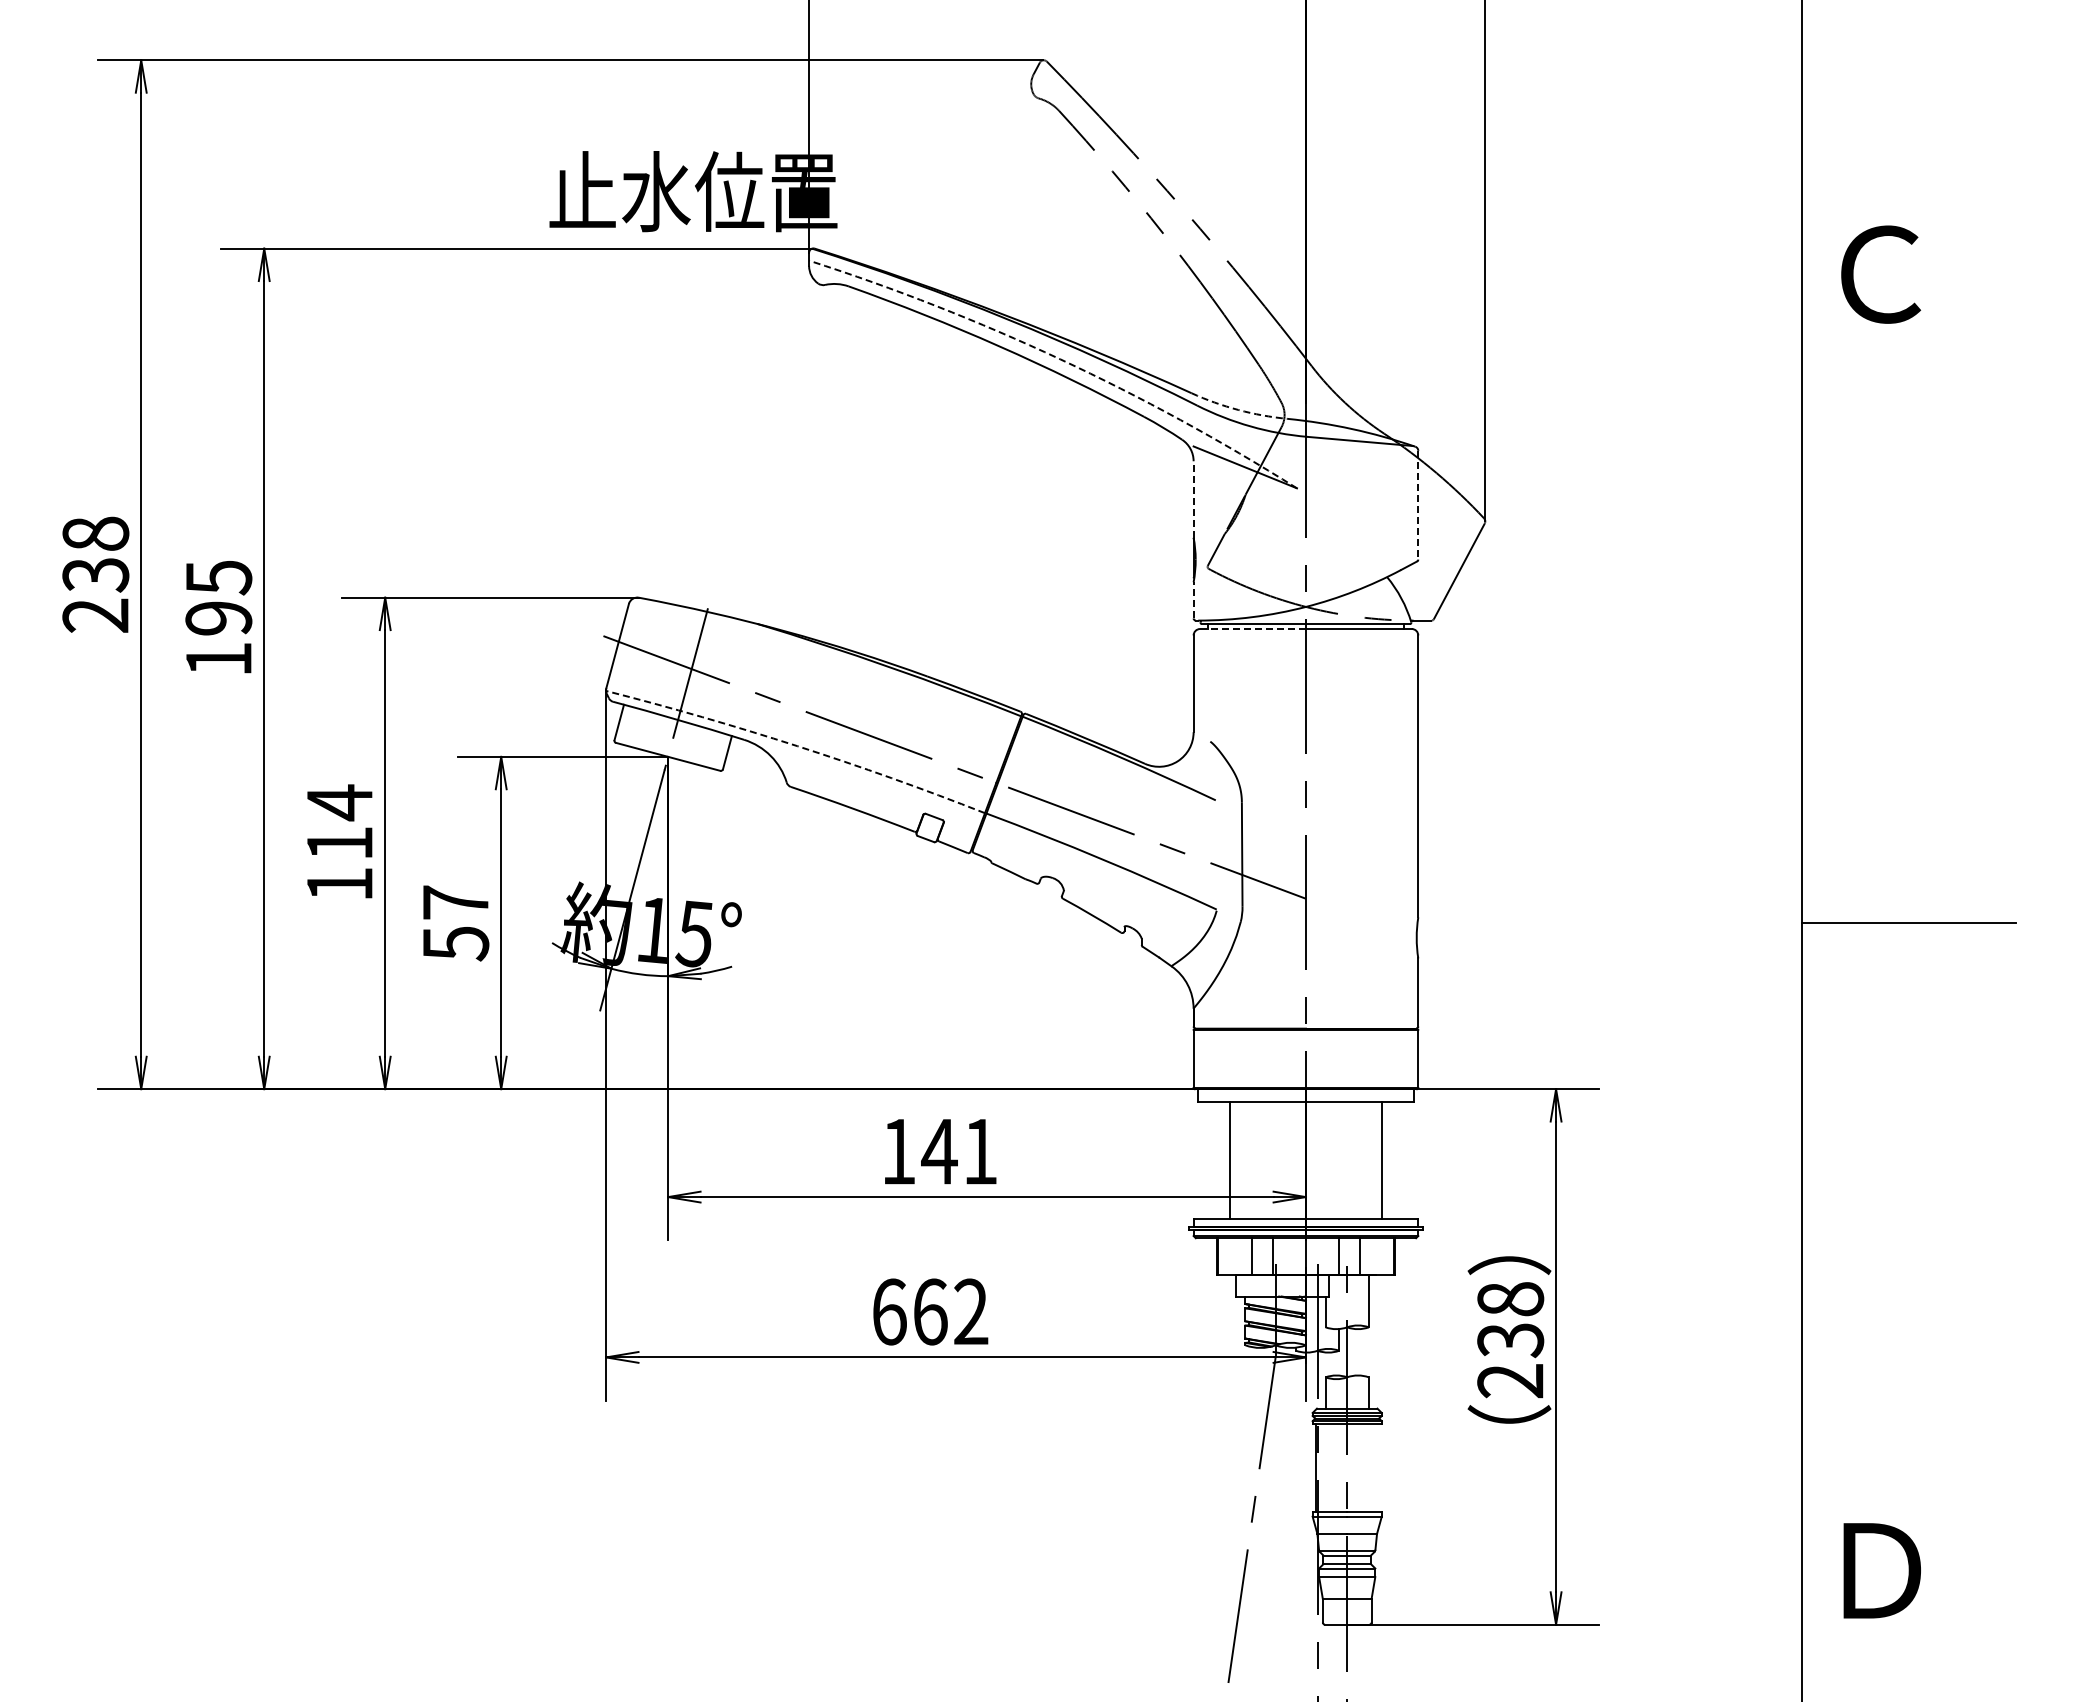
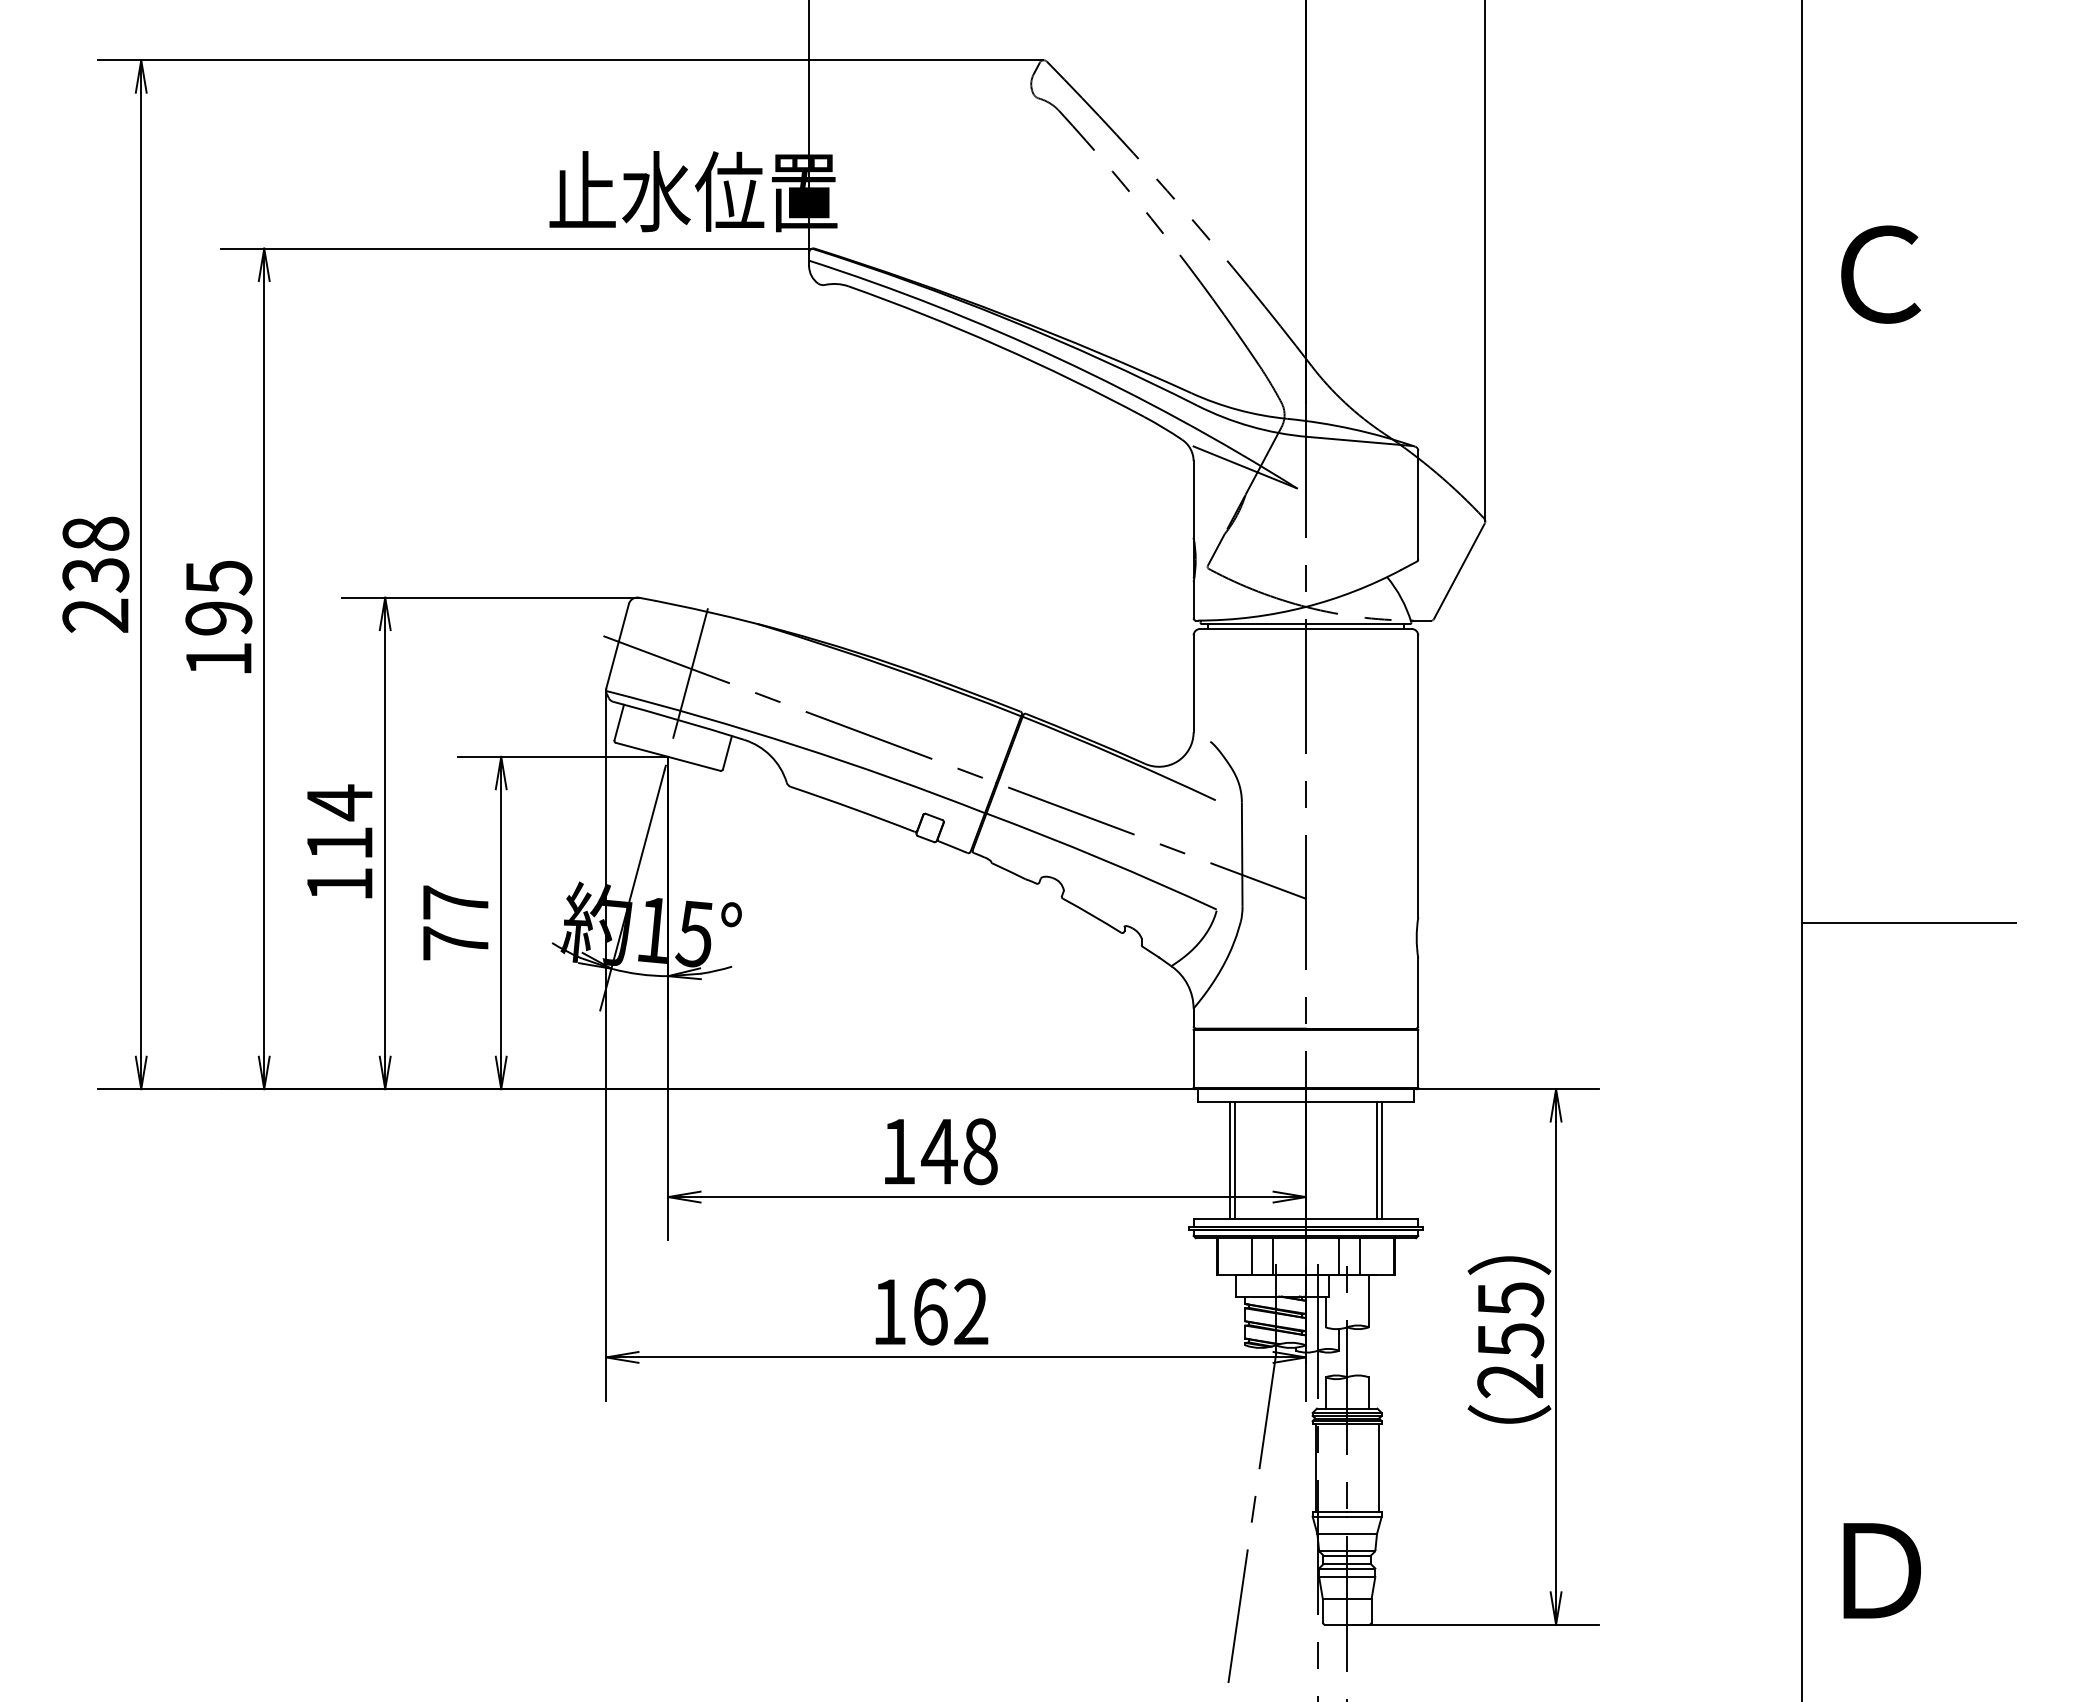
arc: dashed -> solid (1060, 359)
arc: dashed -> solid (1238, 409)
line: dashed -> solid (1193, 499)
line: dashed -> solid (1418, 505)
line: dashed -> solid (1193, 599)
line: dashed -> solid (1253, 629)
arc: dashed -> solid (797, 746)
text: 57 -> 77 (456, 943)
text: 141 -> 148 (980, 1151)
line: none -> present (1234, 1160)
line: none -> present (1377, 1160)
text: 662 -> 162 (889, 1311)
text: 238 -> 255 (1510, 1320)
line: none -> present (1378, 1467)
